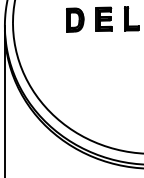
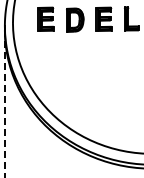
part: none -> present (45, 18)
line: solid -> dashed (4, 104)
